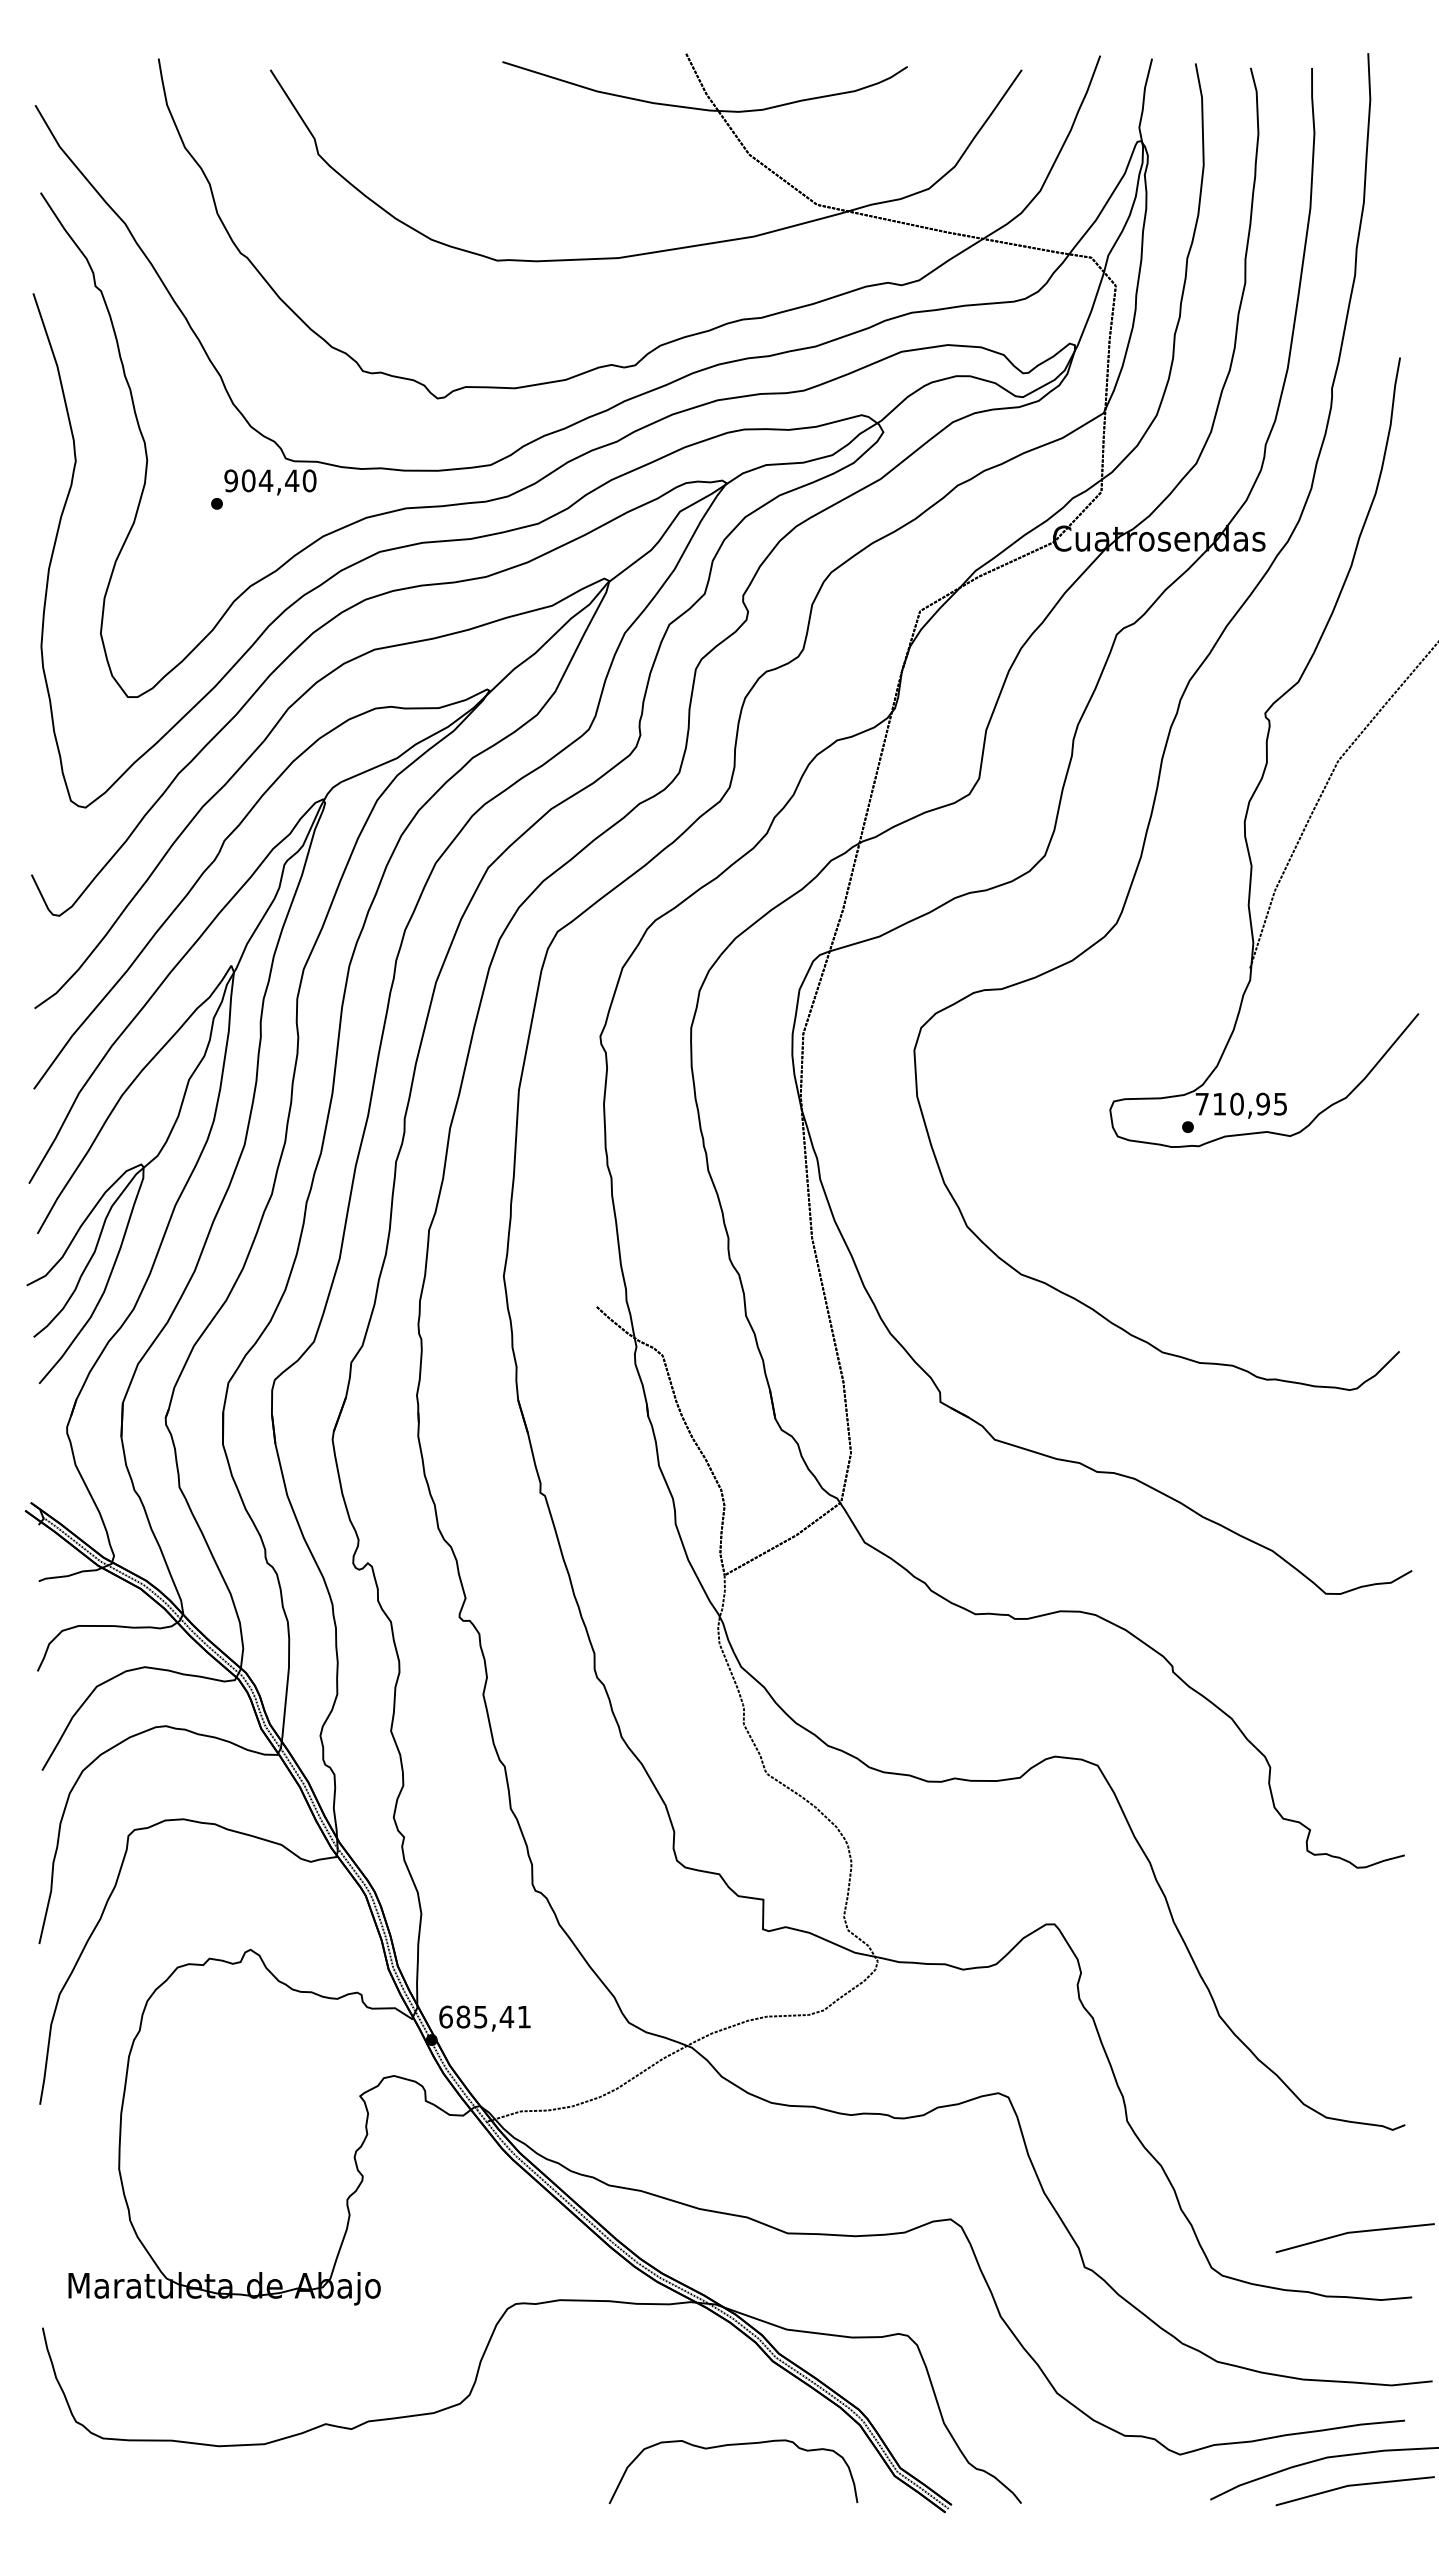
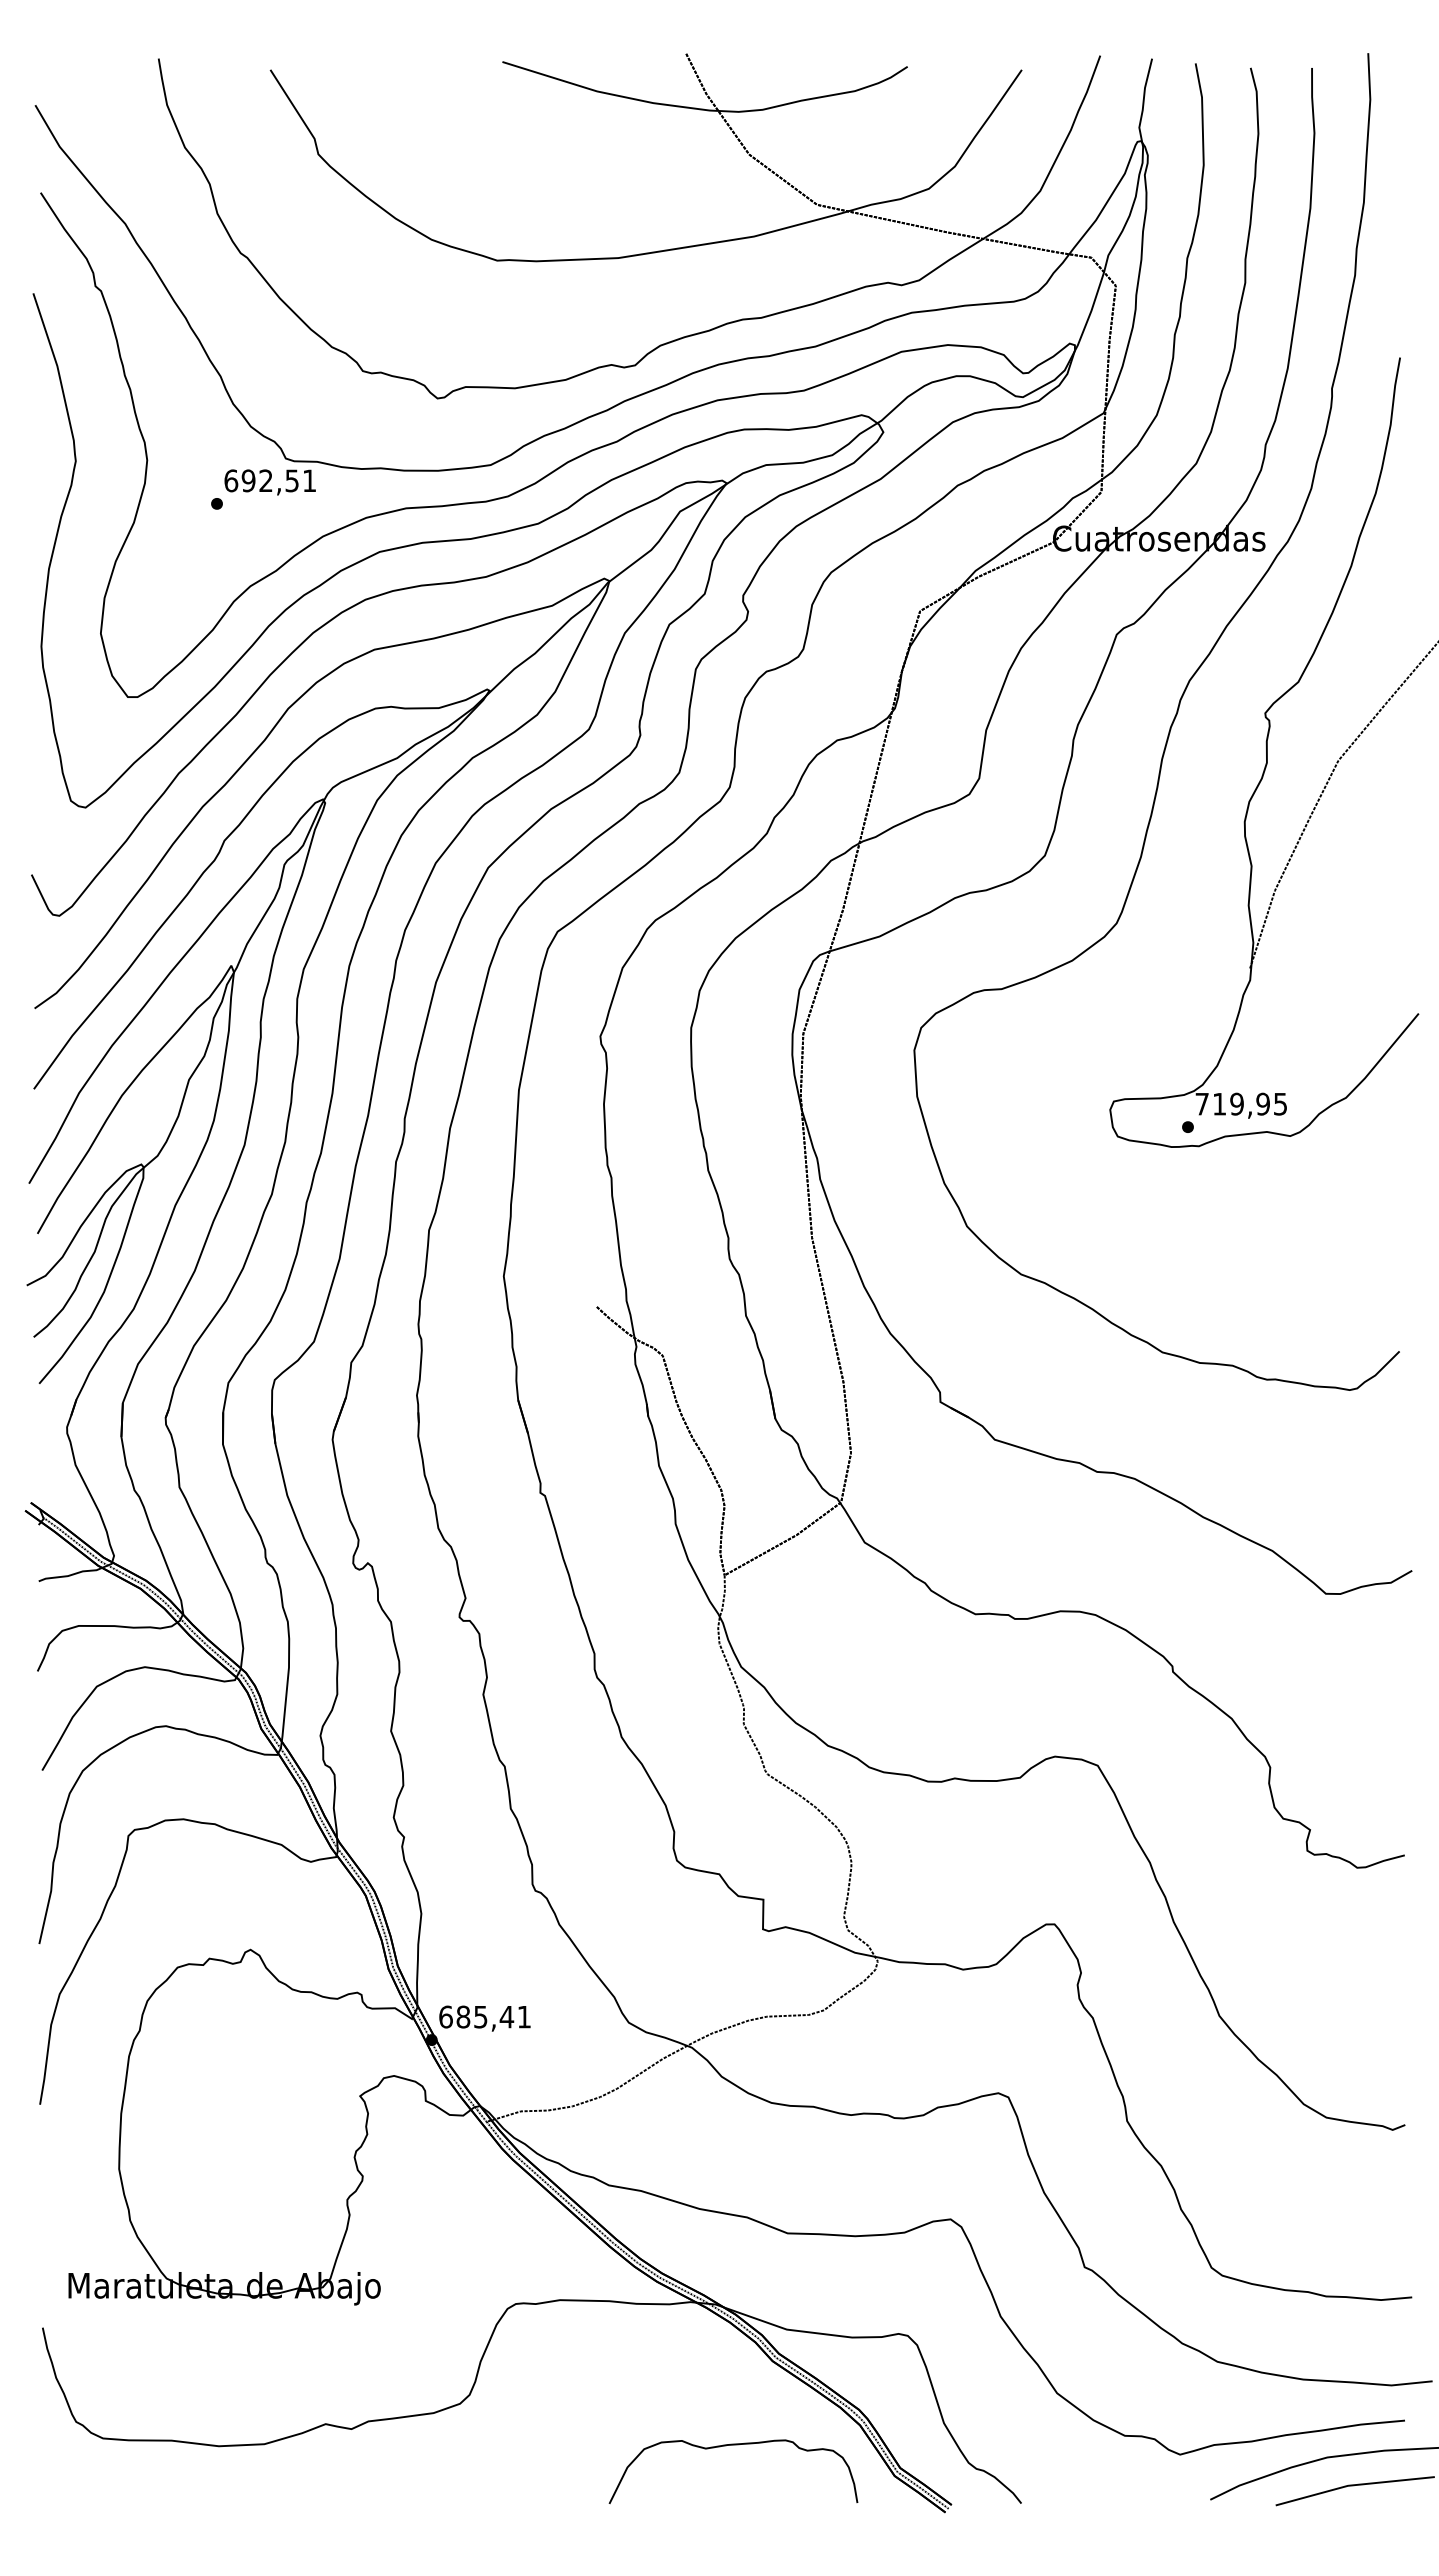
text: 904,40 -> 692,51 (270, 480)
text: 710,95 -> 719,95 (1236, 1104)
line: present -> none (1354, 2233)
